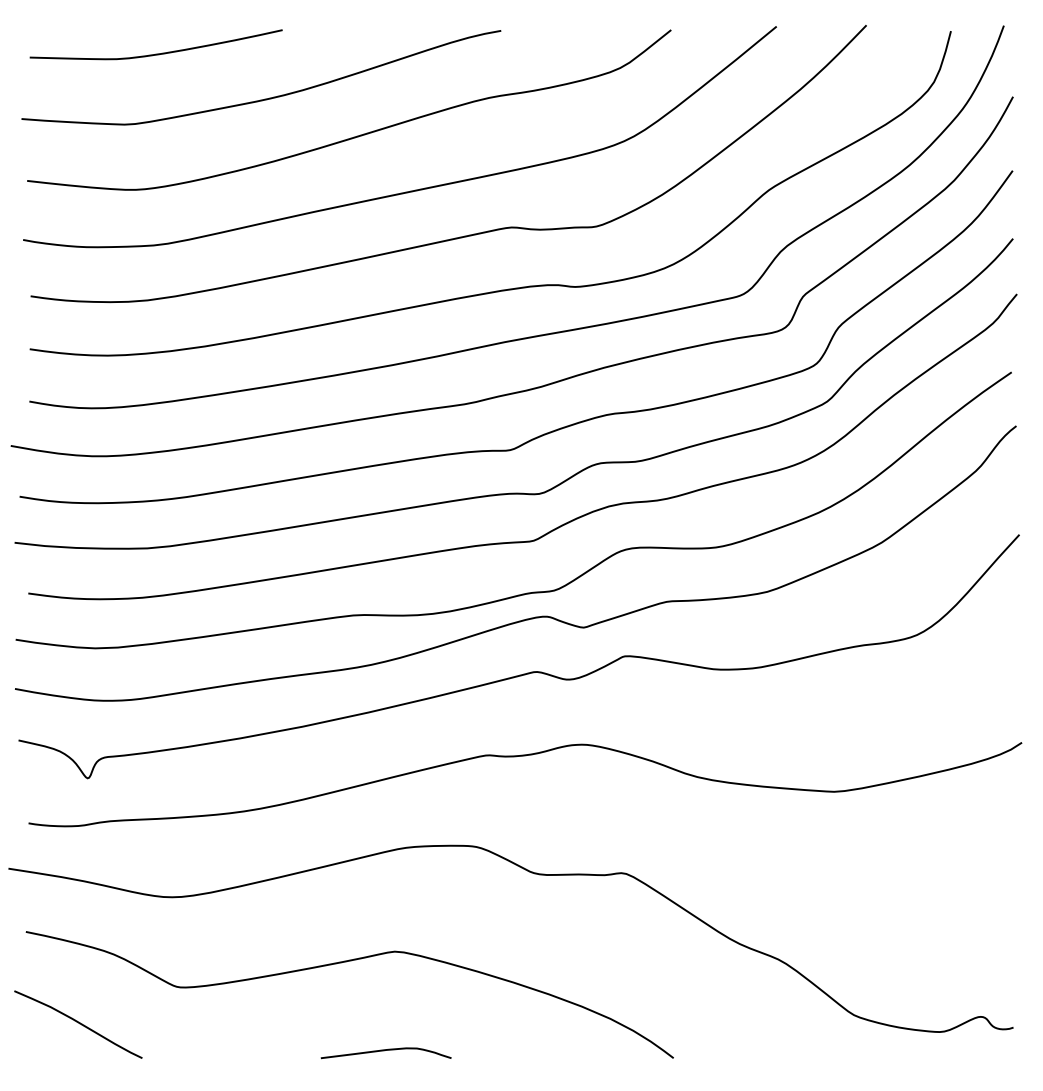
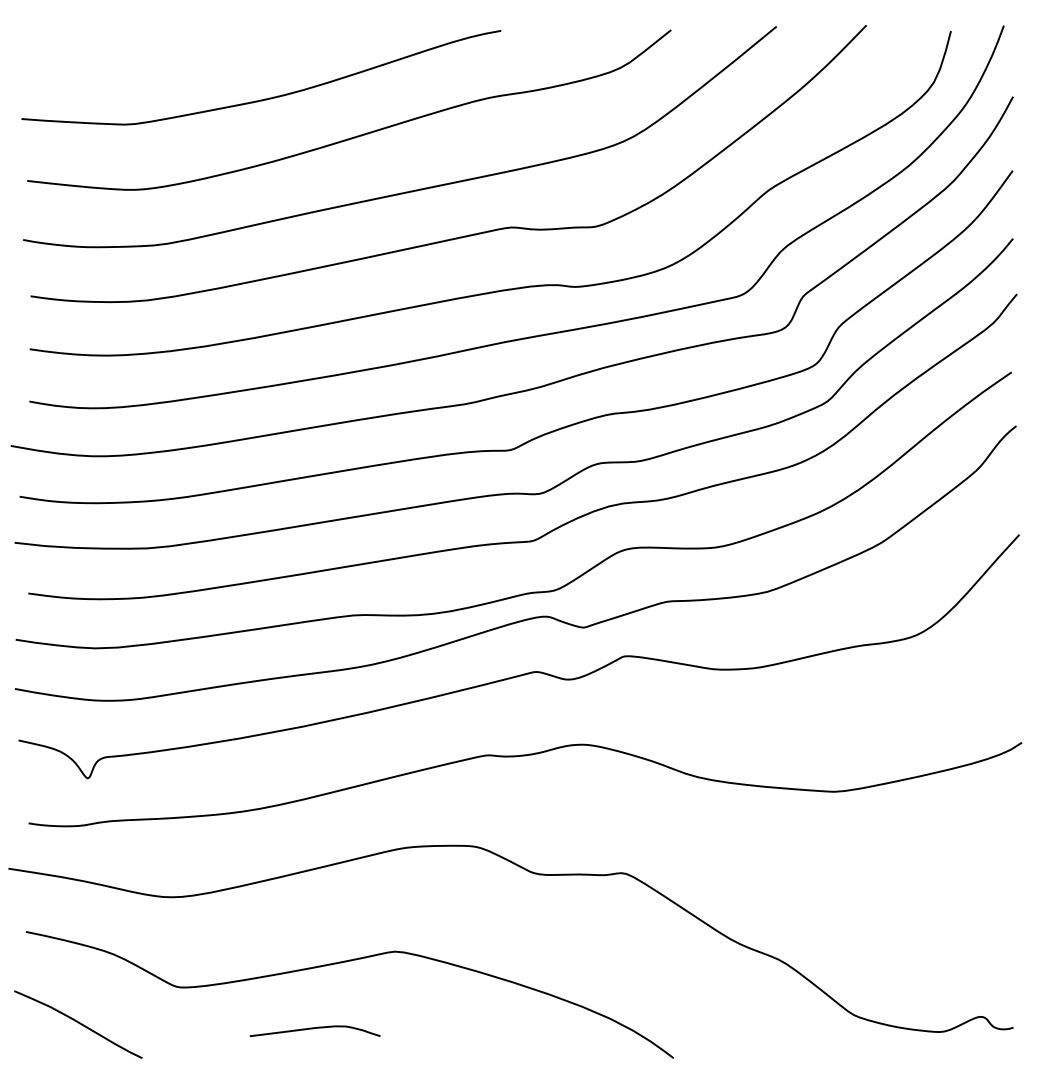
curve: present -> none (155, 53)
curve position: (384, 1051) -> (313, 1029) (313, 1029)
